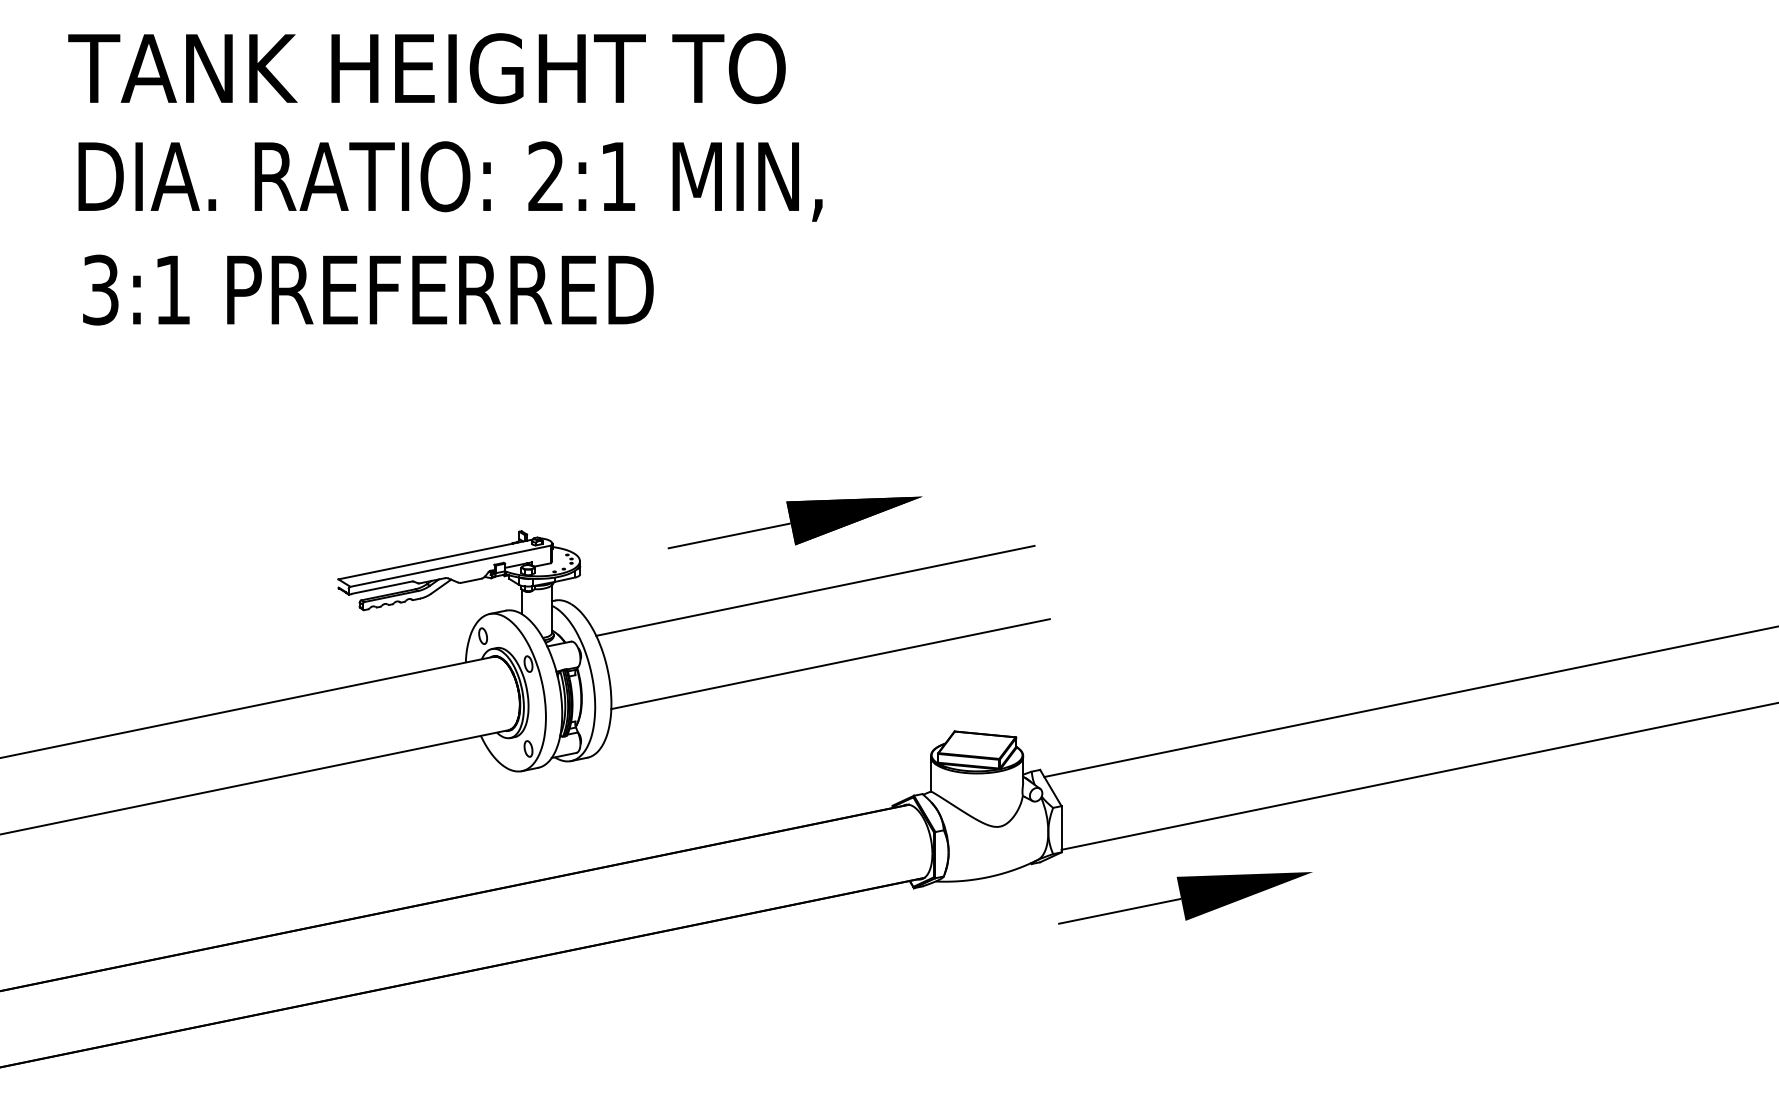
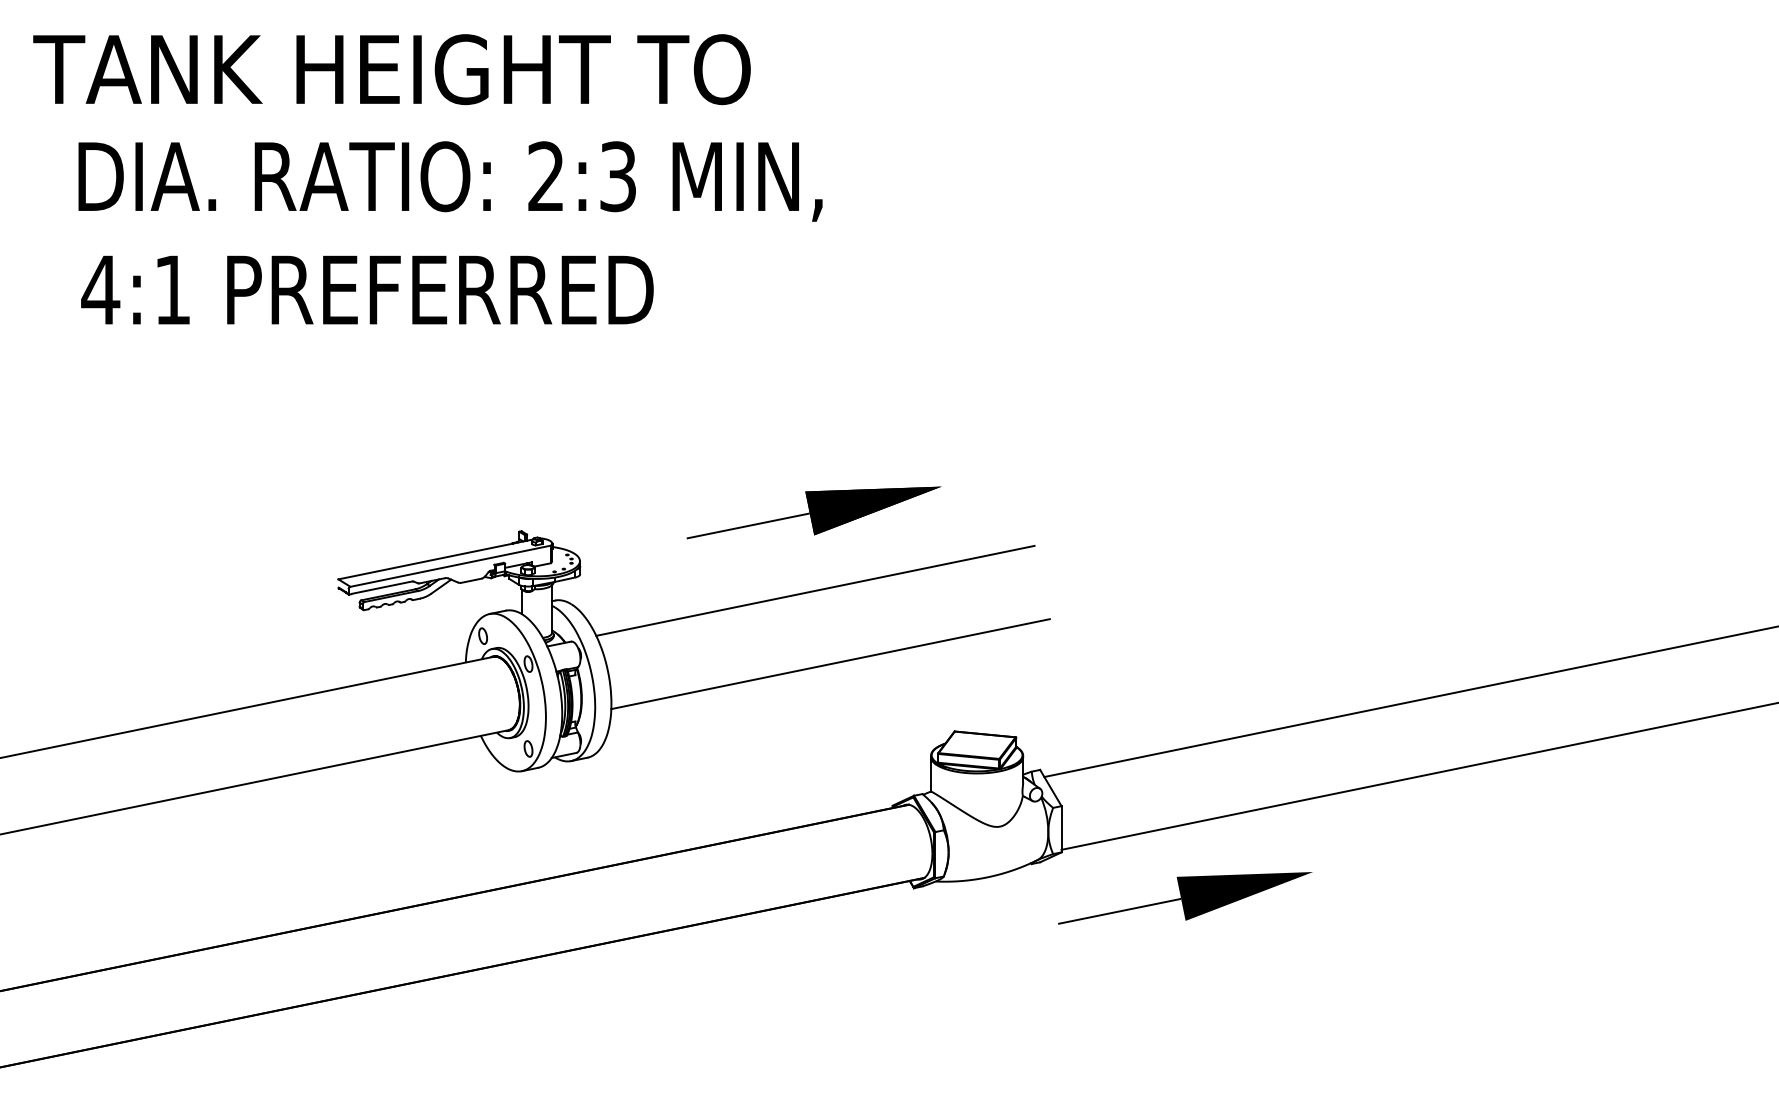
text position: (426, 68) -> (391, 69) (391, 69)
text: 2:1 -> 2:3 (617, 176)
text: 3:1 -> 4:1 (100, 289)
part position: (794, 522) -> (813, 512) (813, 512)
